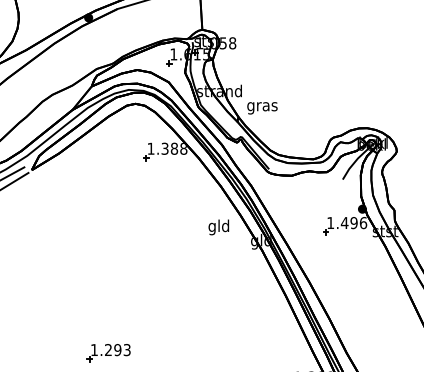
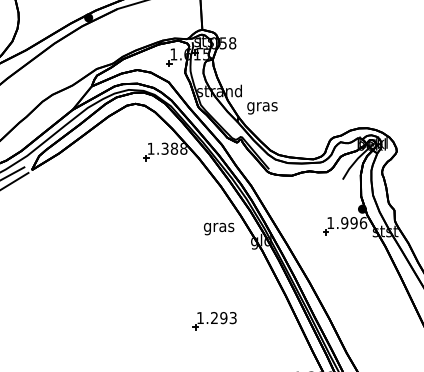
text: 1.496 -> 1.996 (344, 223)
text: gld -> gras (218, 227)
part position: (108, 353) -> (214, 321) (214, 321)
